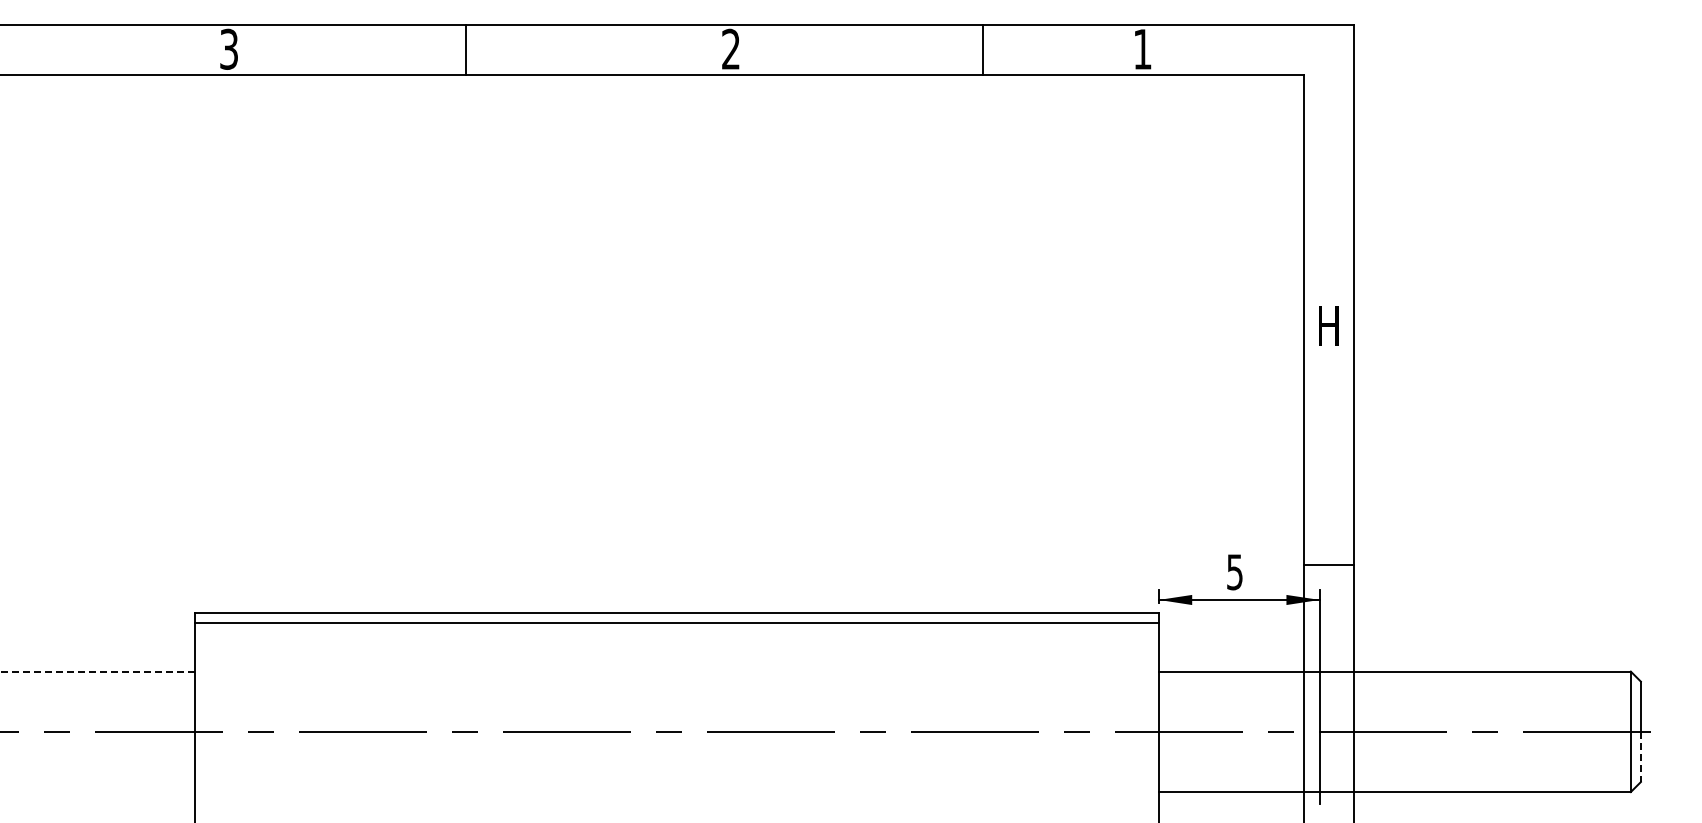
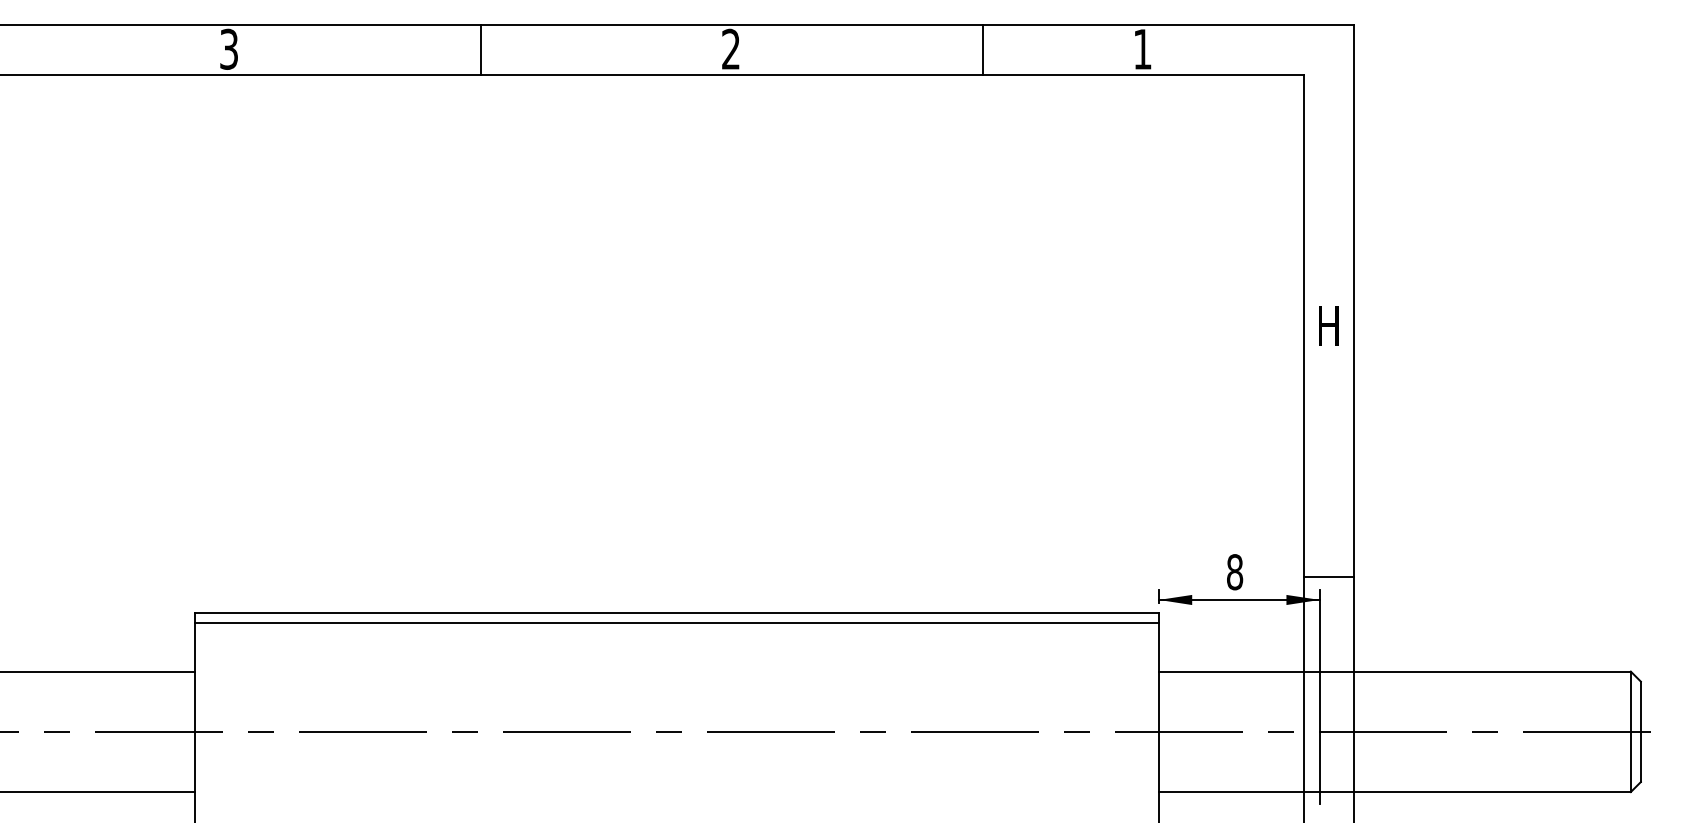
line position: (465, 49) -> (480, 49) (480, 49)
line position: (1328, 565) -> (1328, 577) (1328, 577)
text: 5 -> 8 (1235, 572)
line: dashed -> solid (97, 671)
line: dashed -> solid (1640, 757)
line: none -> present (98, 792)
